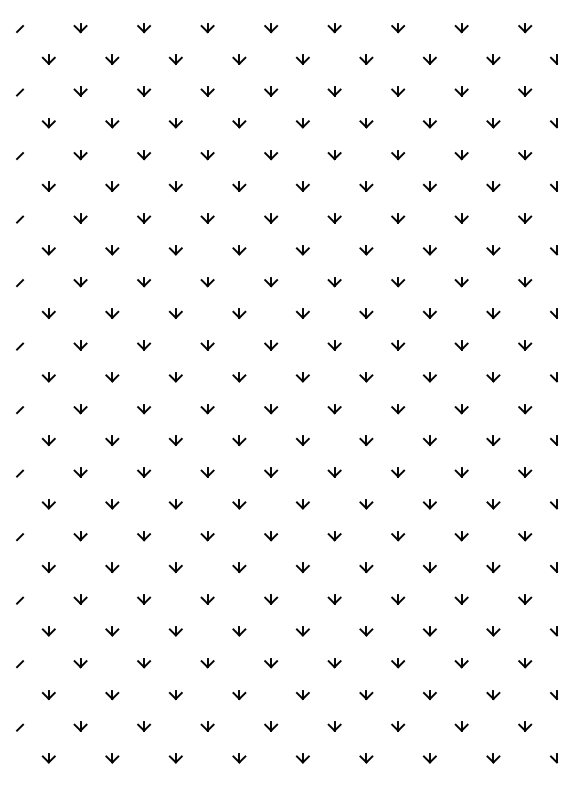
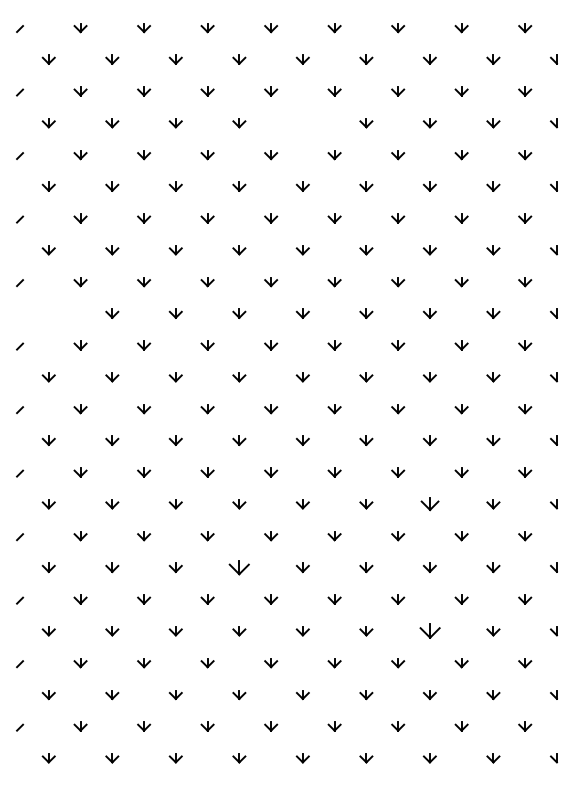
part: present -> none (302, 123)
part: present -> none (48, 313)
part size: 15x11 px -> 20x15 px (429, 504)
part size: 15x12 px -> 22x16 px (238, 567)
part size: 15x11 px -> 22x16 px (429, 630)
